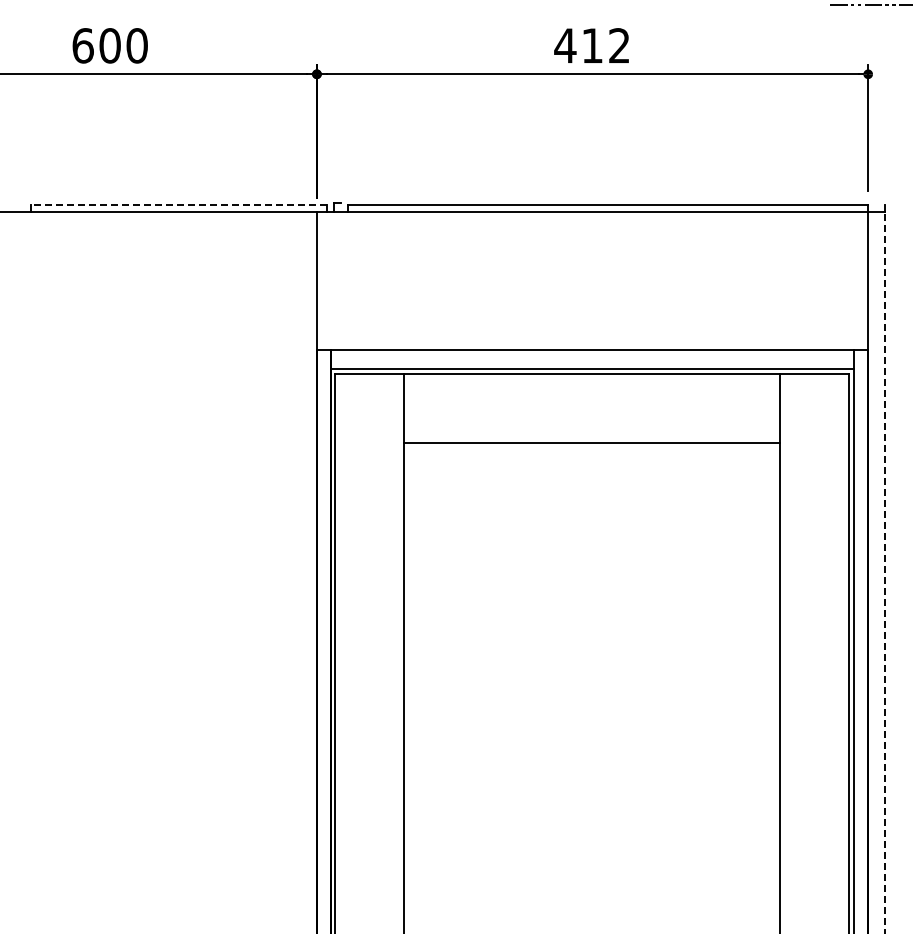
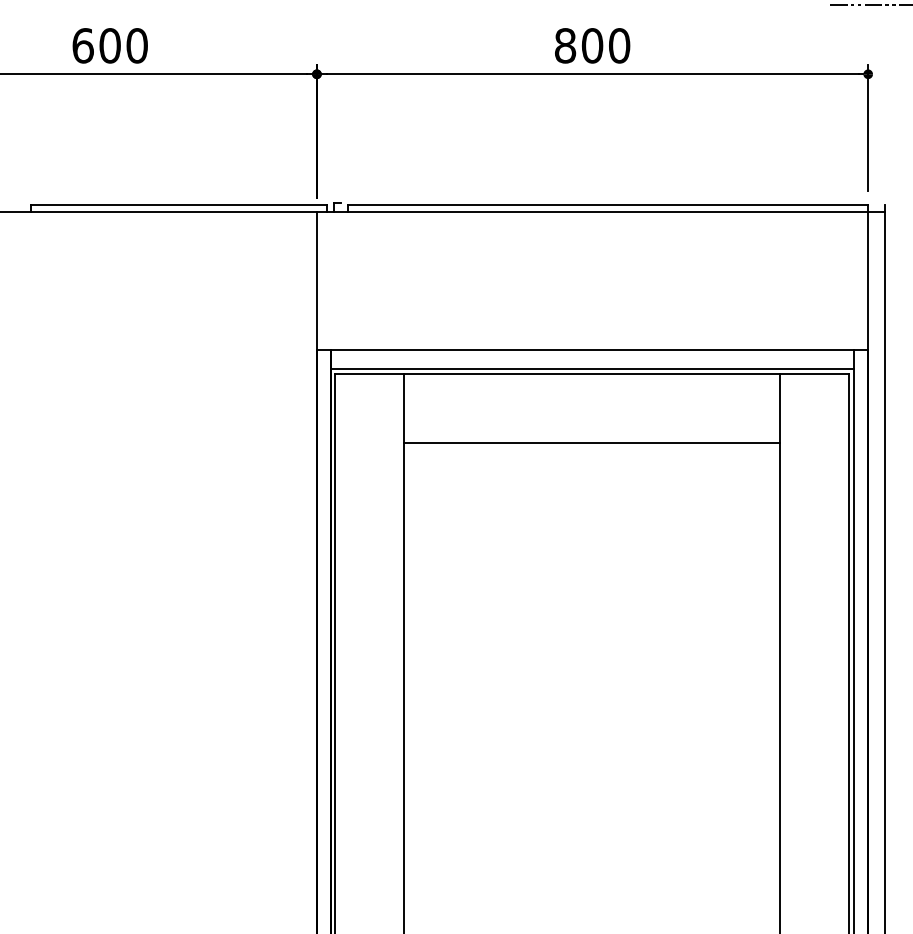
text: 412 -> 800 (592, 45)
line: dashed -> solid (178, 205)
line: dashed -> solid (885, 572)
